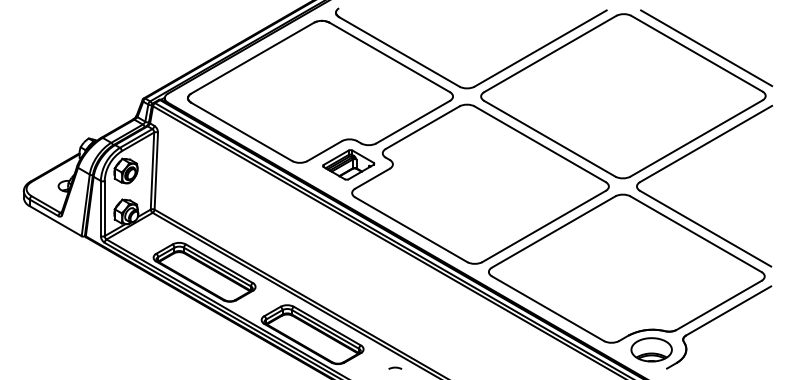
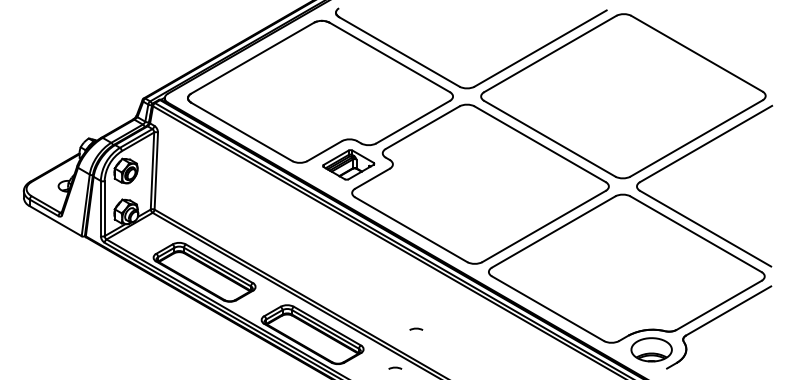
line: present -> none (706, 48)
arc: none -> present (416, 328)
